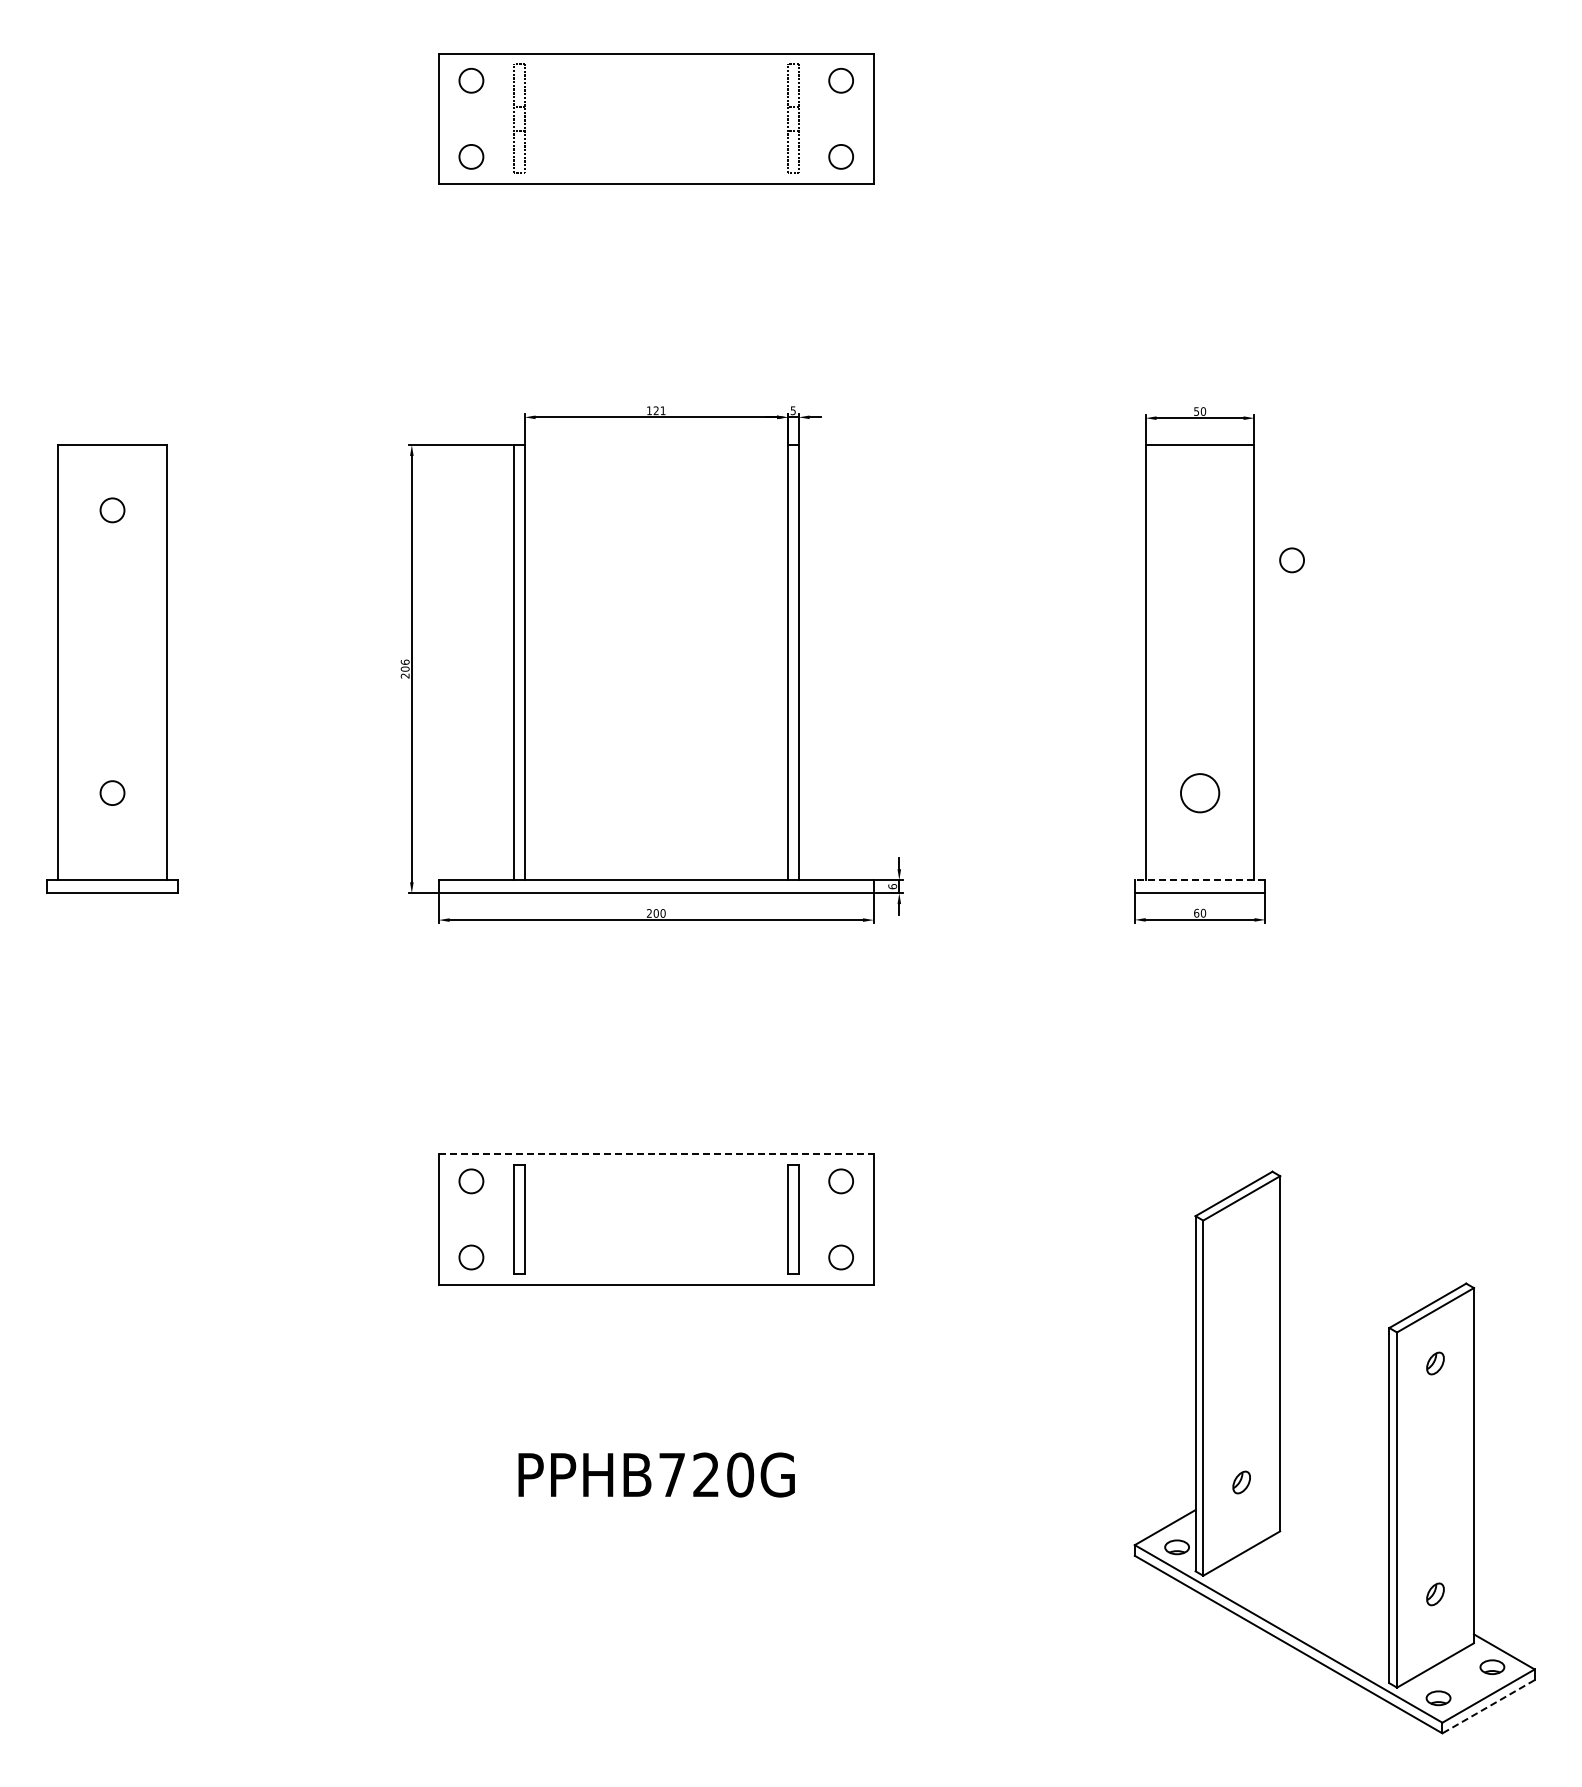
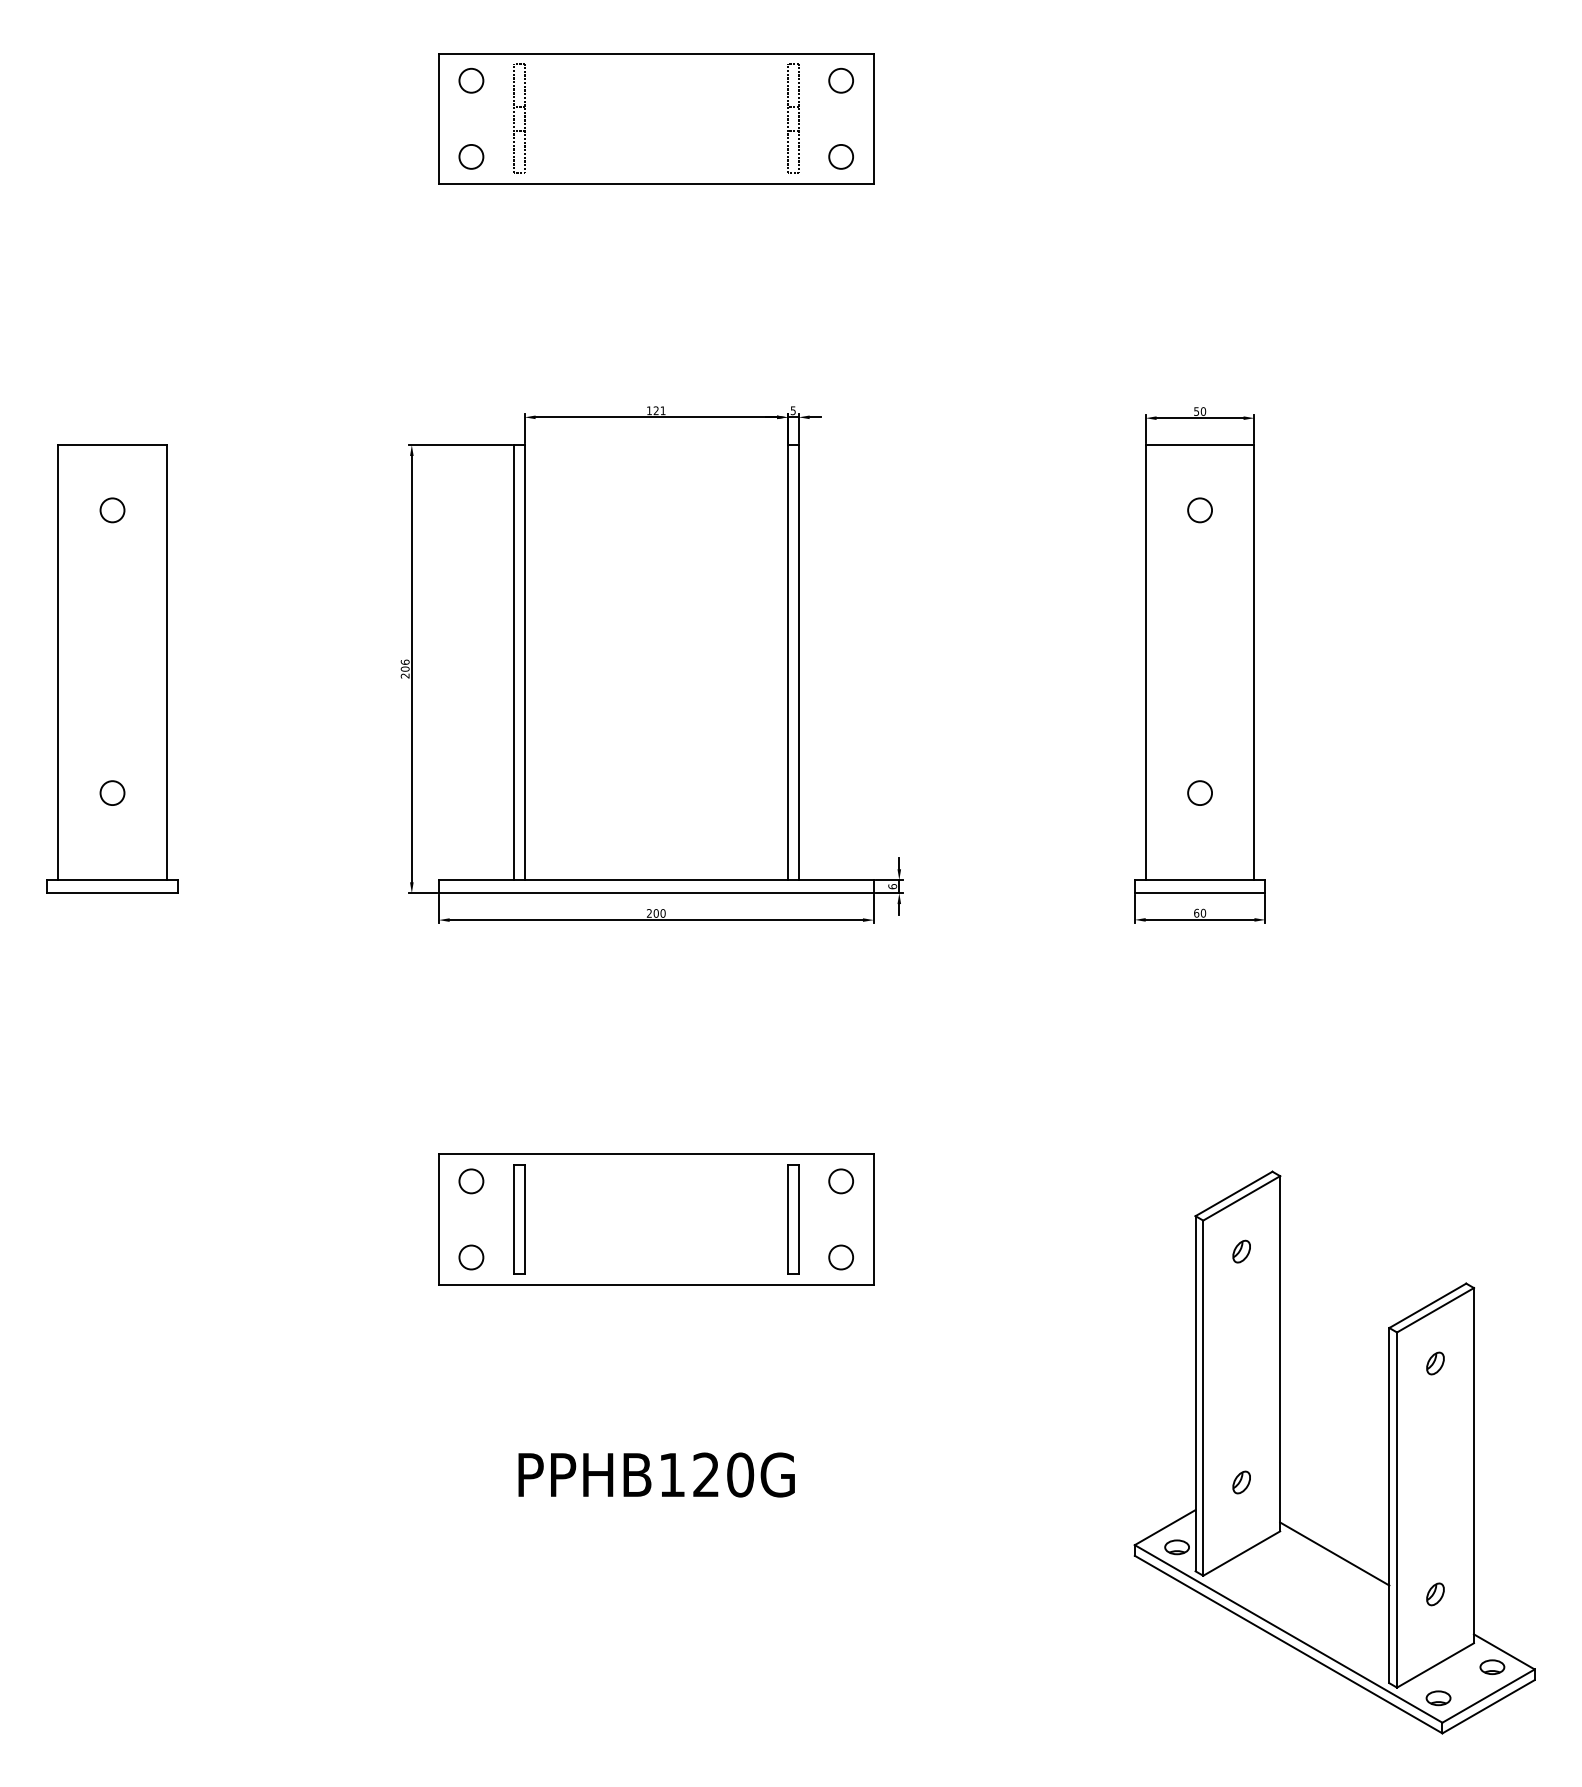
circle position: (1291, 560) -> (1199, 510) (1199, 510)
circle size: 41x41 px -> 26x26 px (1199, 792)
line: dashed -> solid (1199, 880)
line: dashed -> solid (656, 1154)
part: none -> present (1241, 1251)
text: PPHB720G -> PPHB120G (671, 1474)
line: none -> present (1334, 1553)
line: dashed -> solid (1488, 1707)
